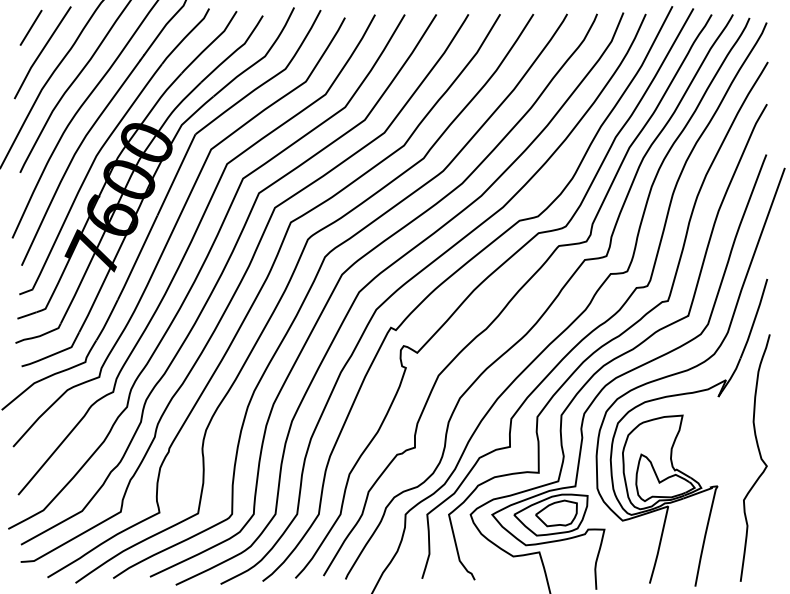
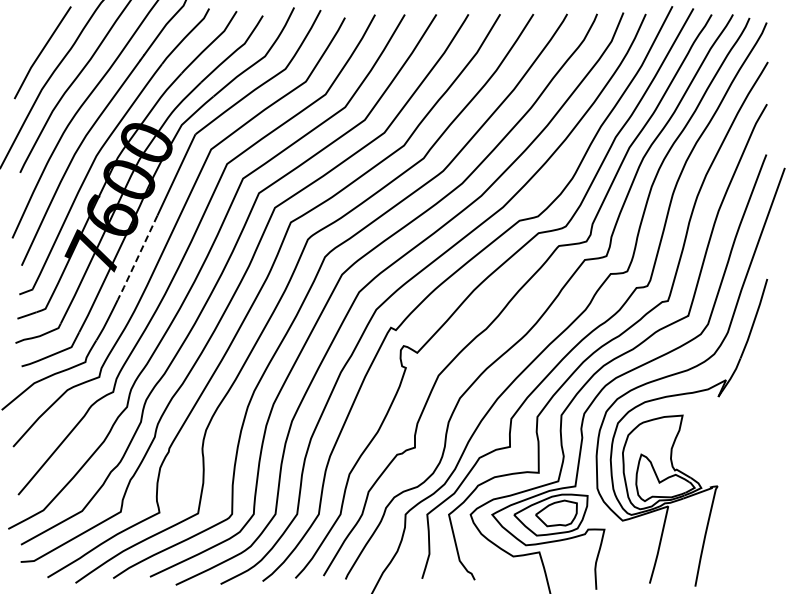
line: present -> none (30, 27)
line: solid -> dashed (137, 259)
curve: present -> none (759, 456)
